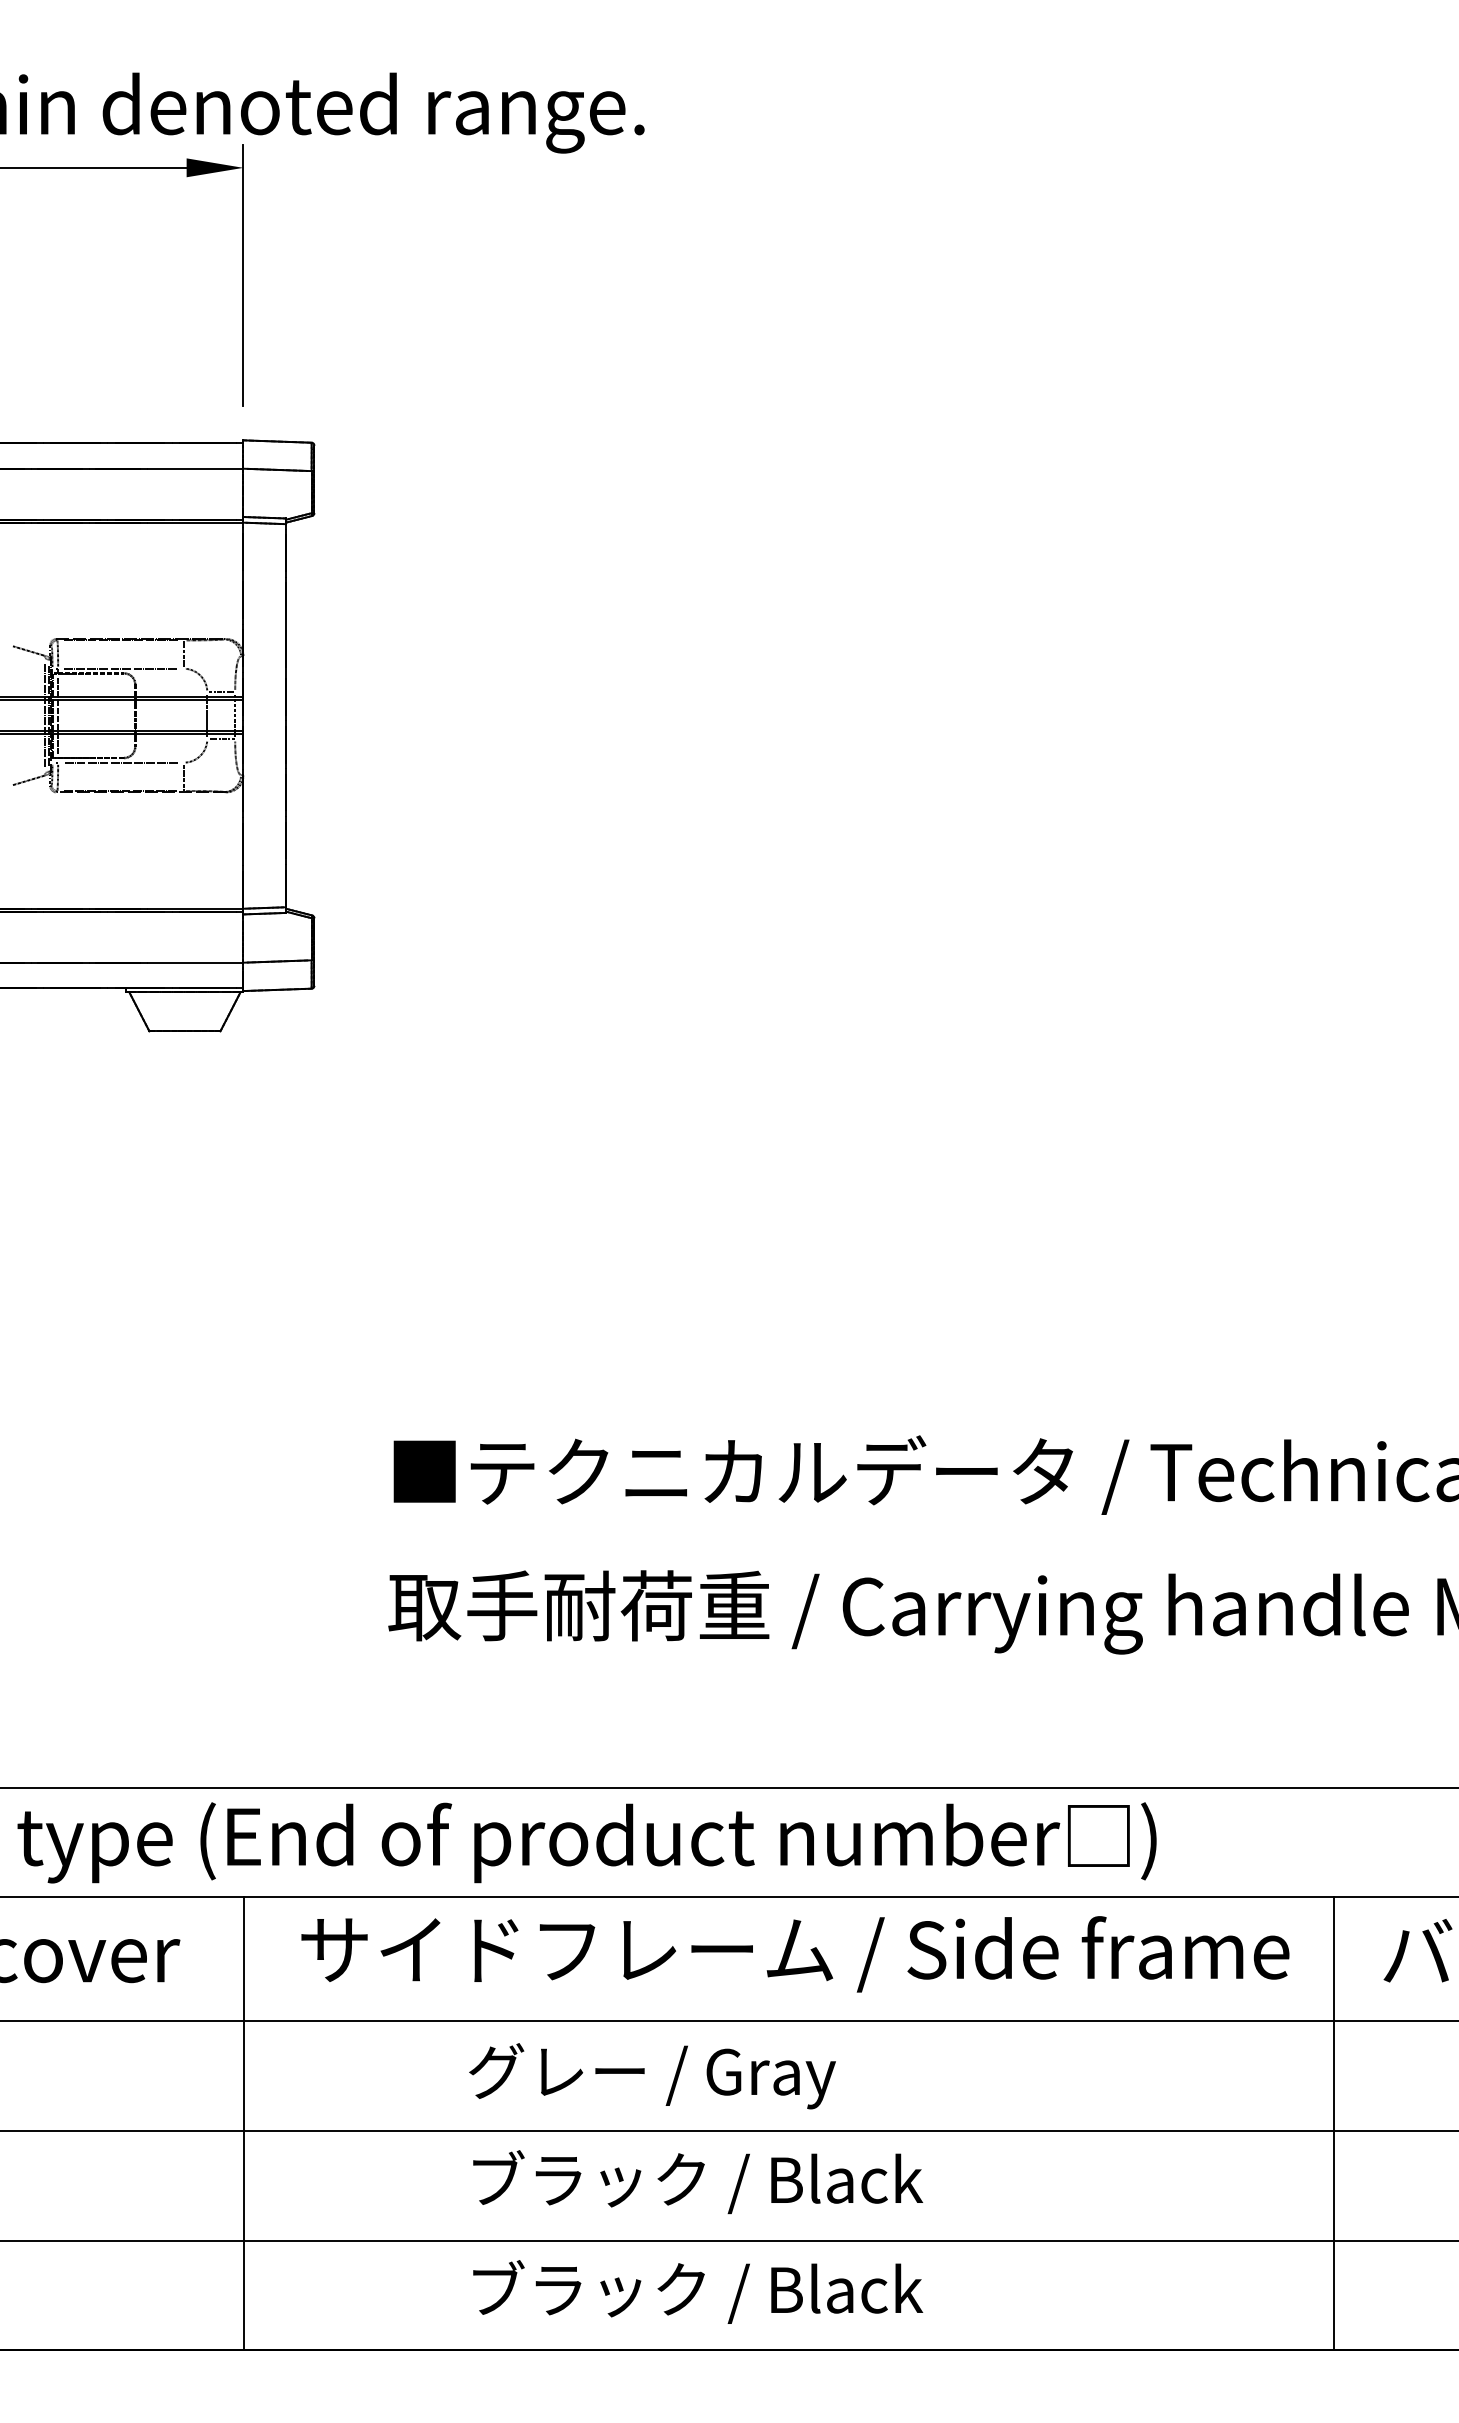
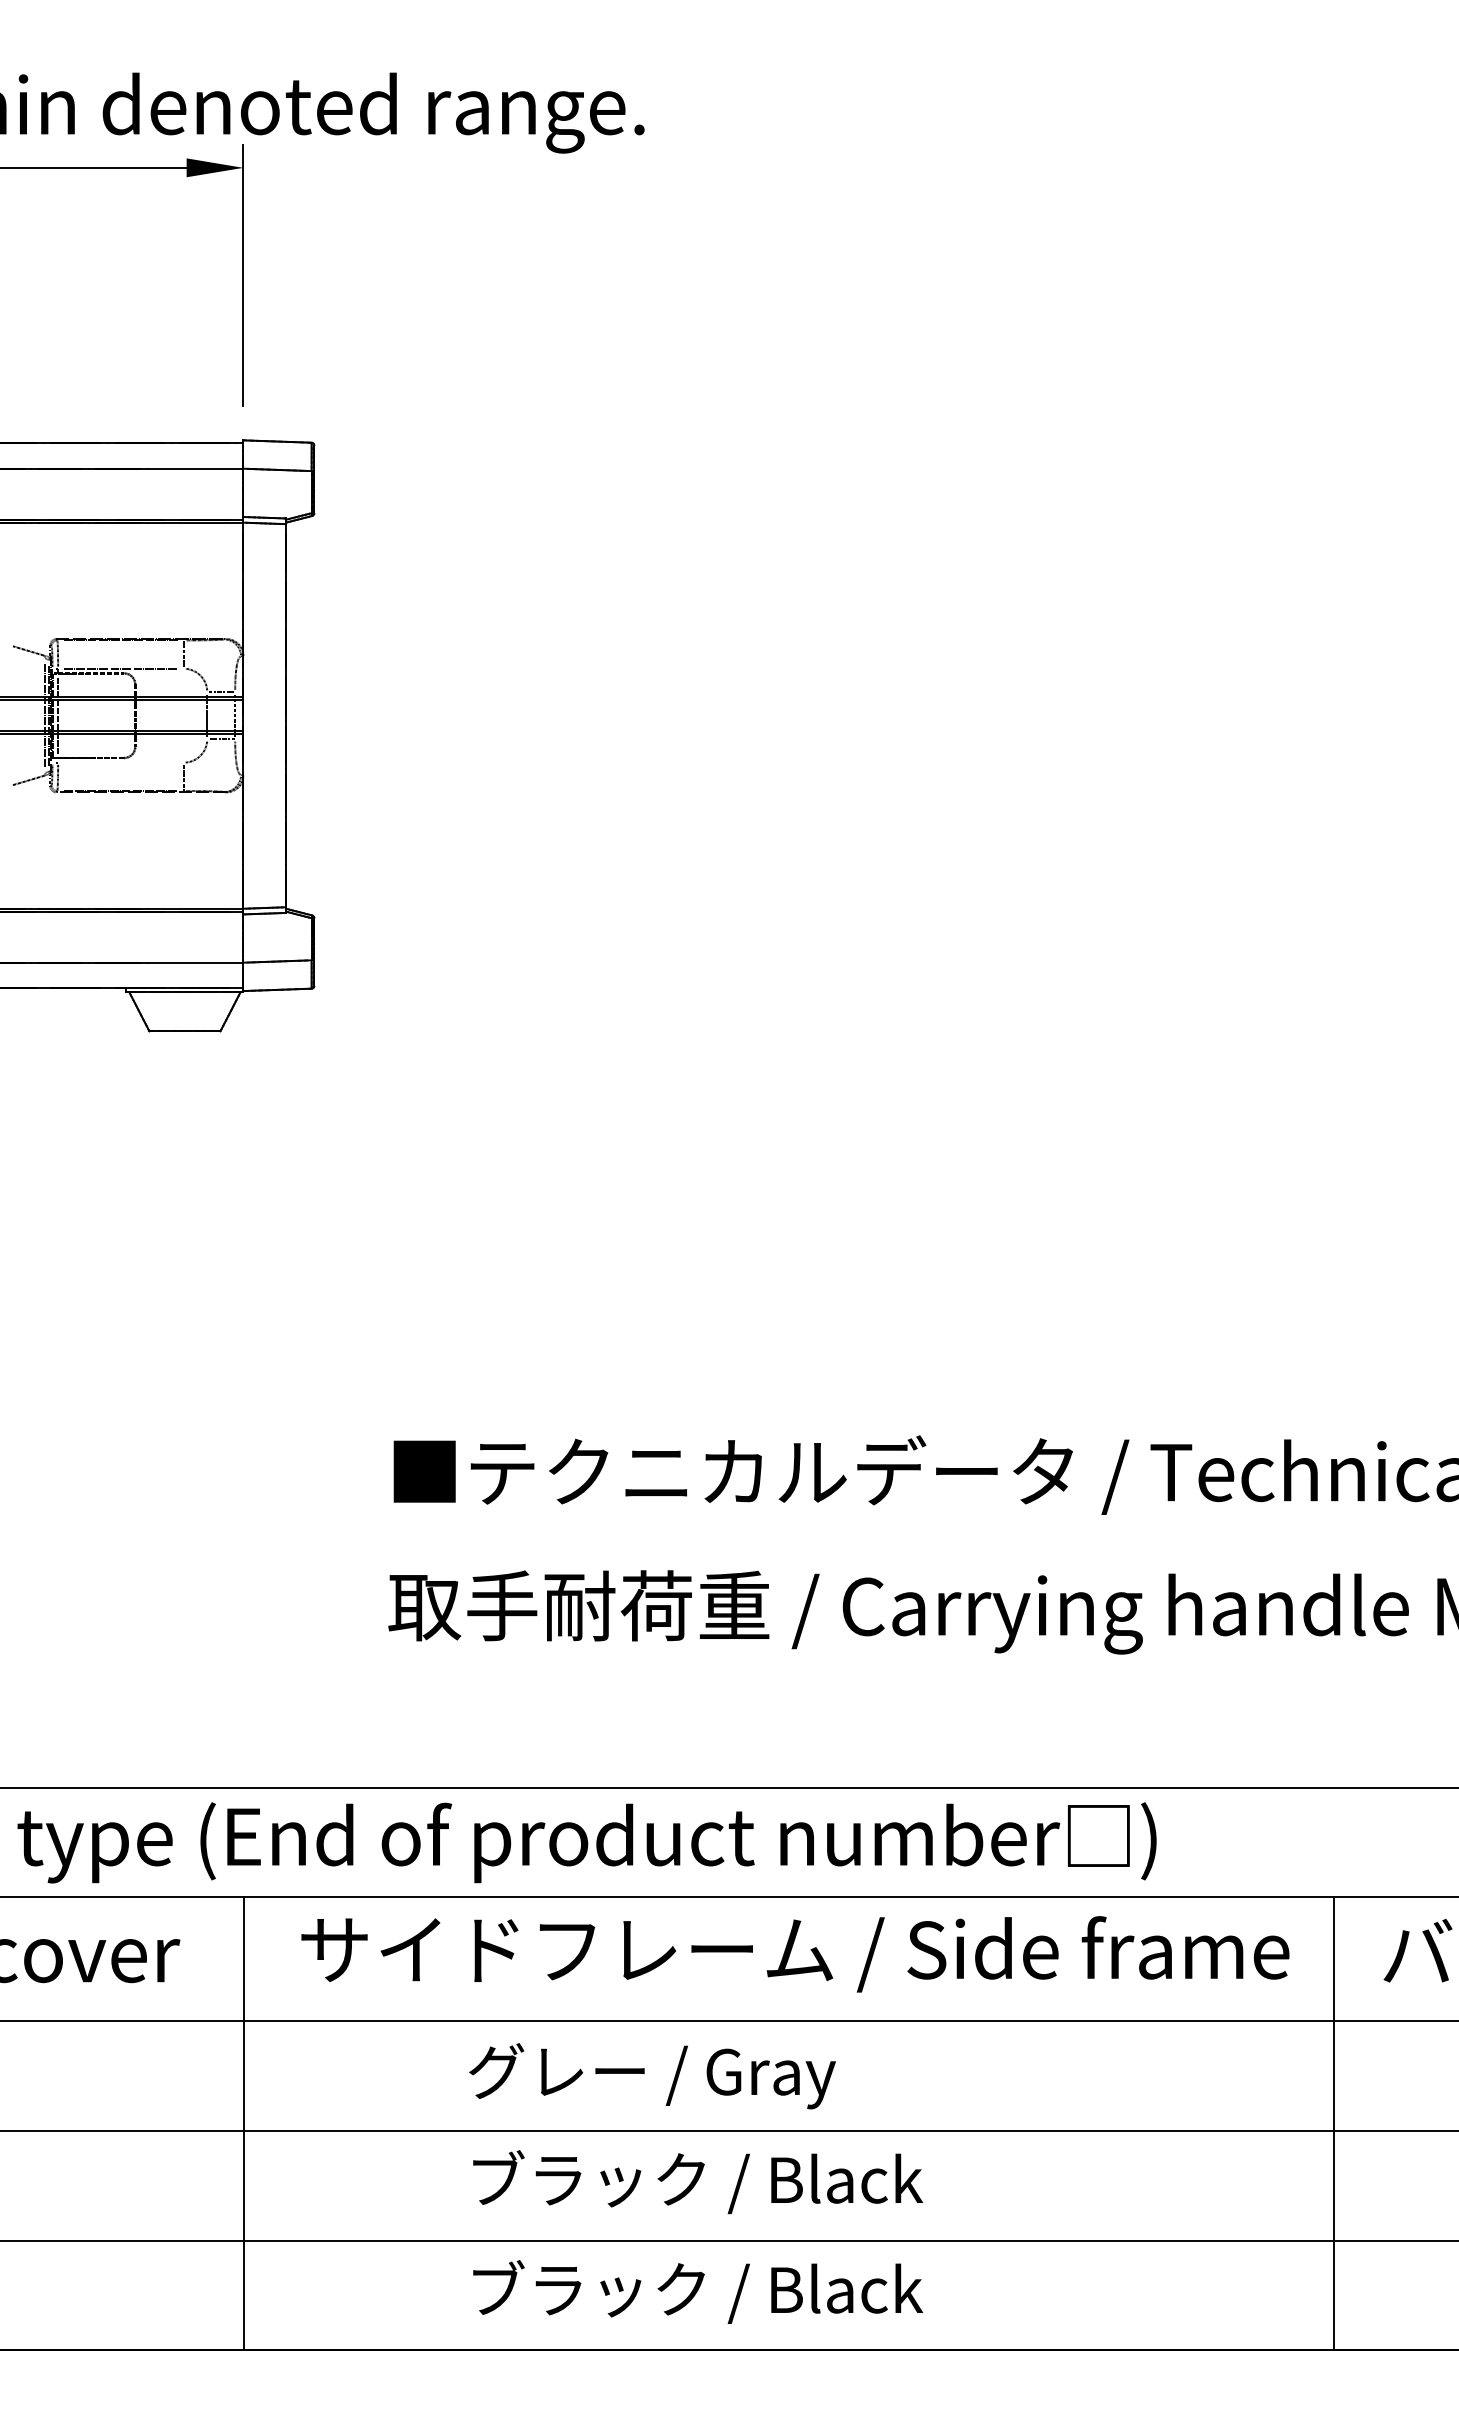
line: present -> none (120, 762)
